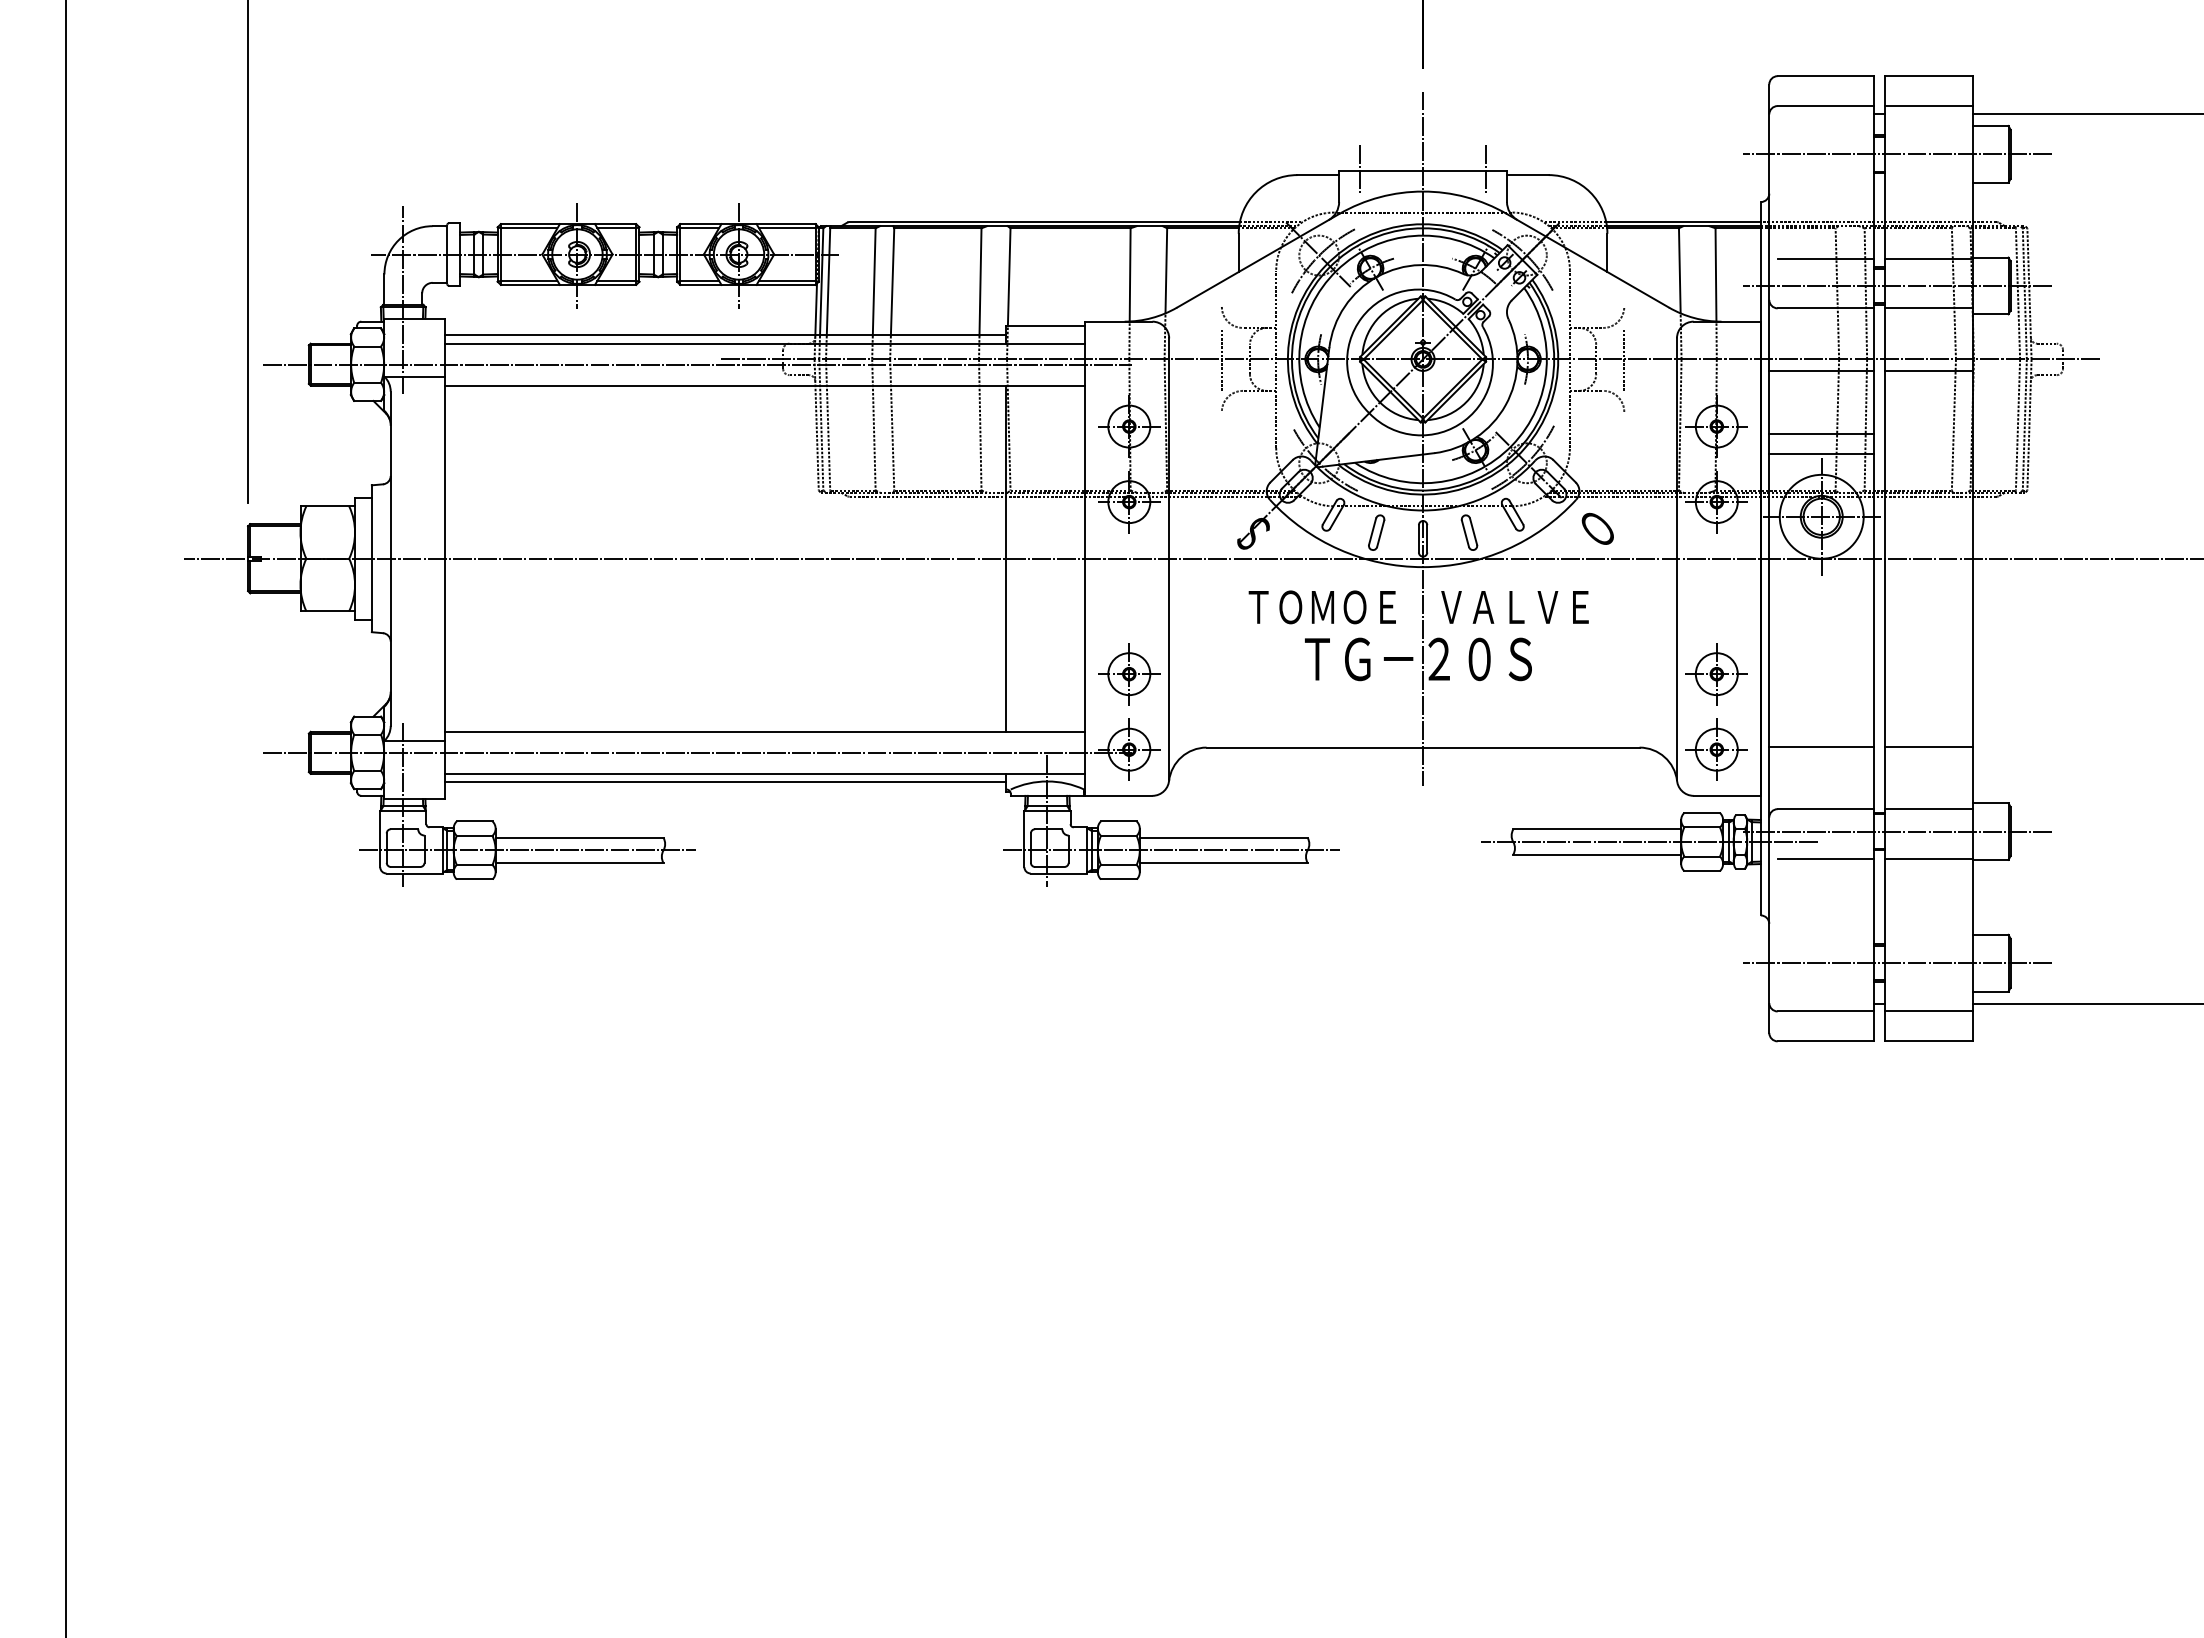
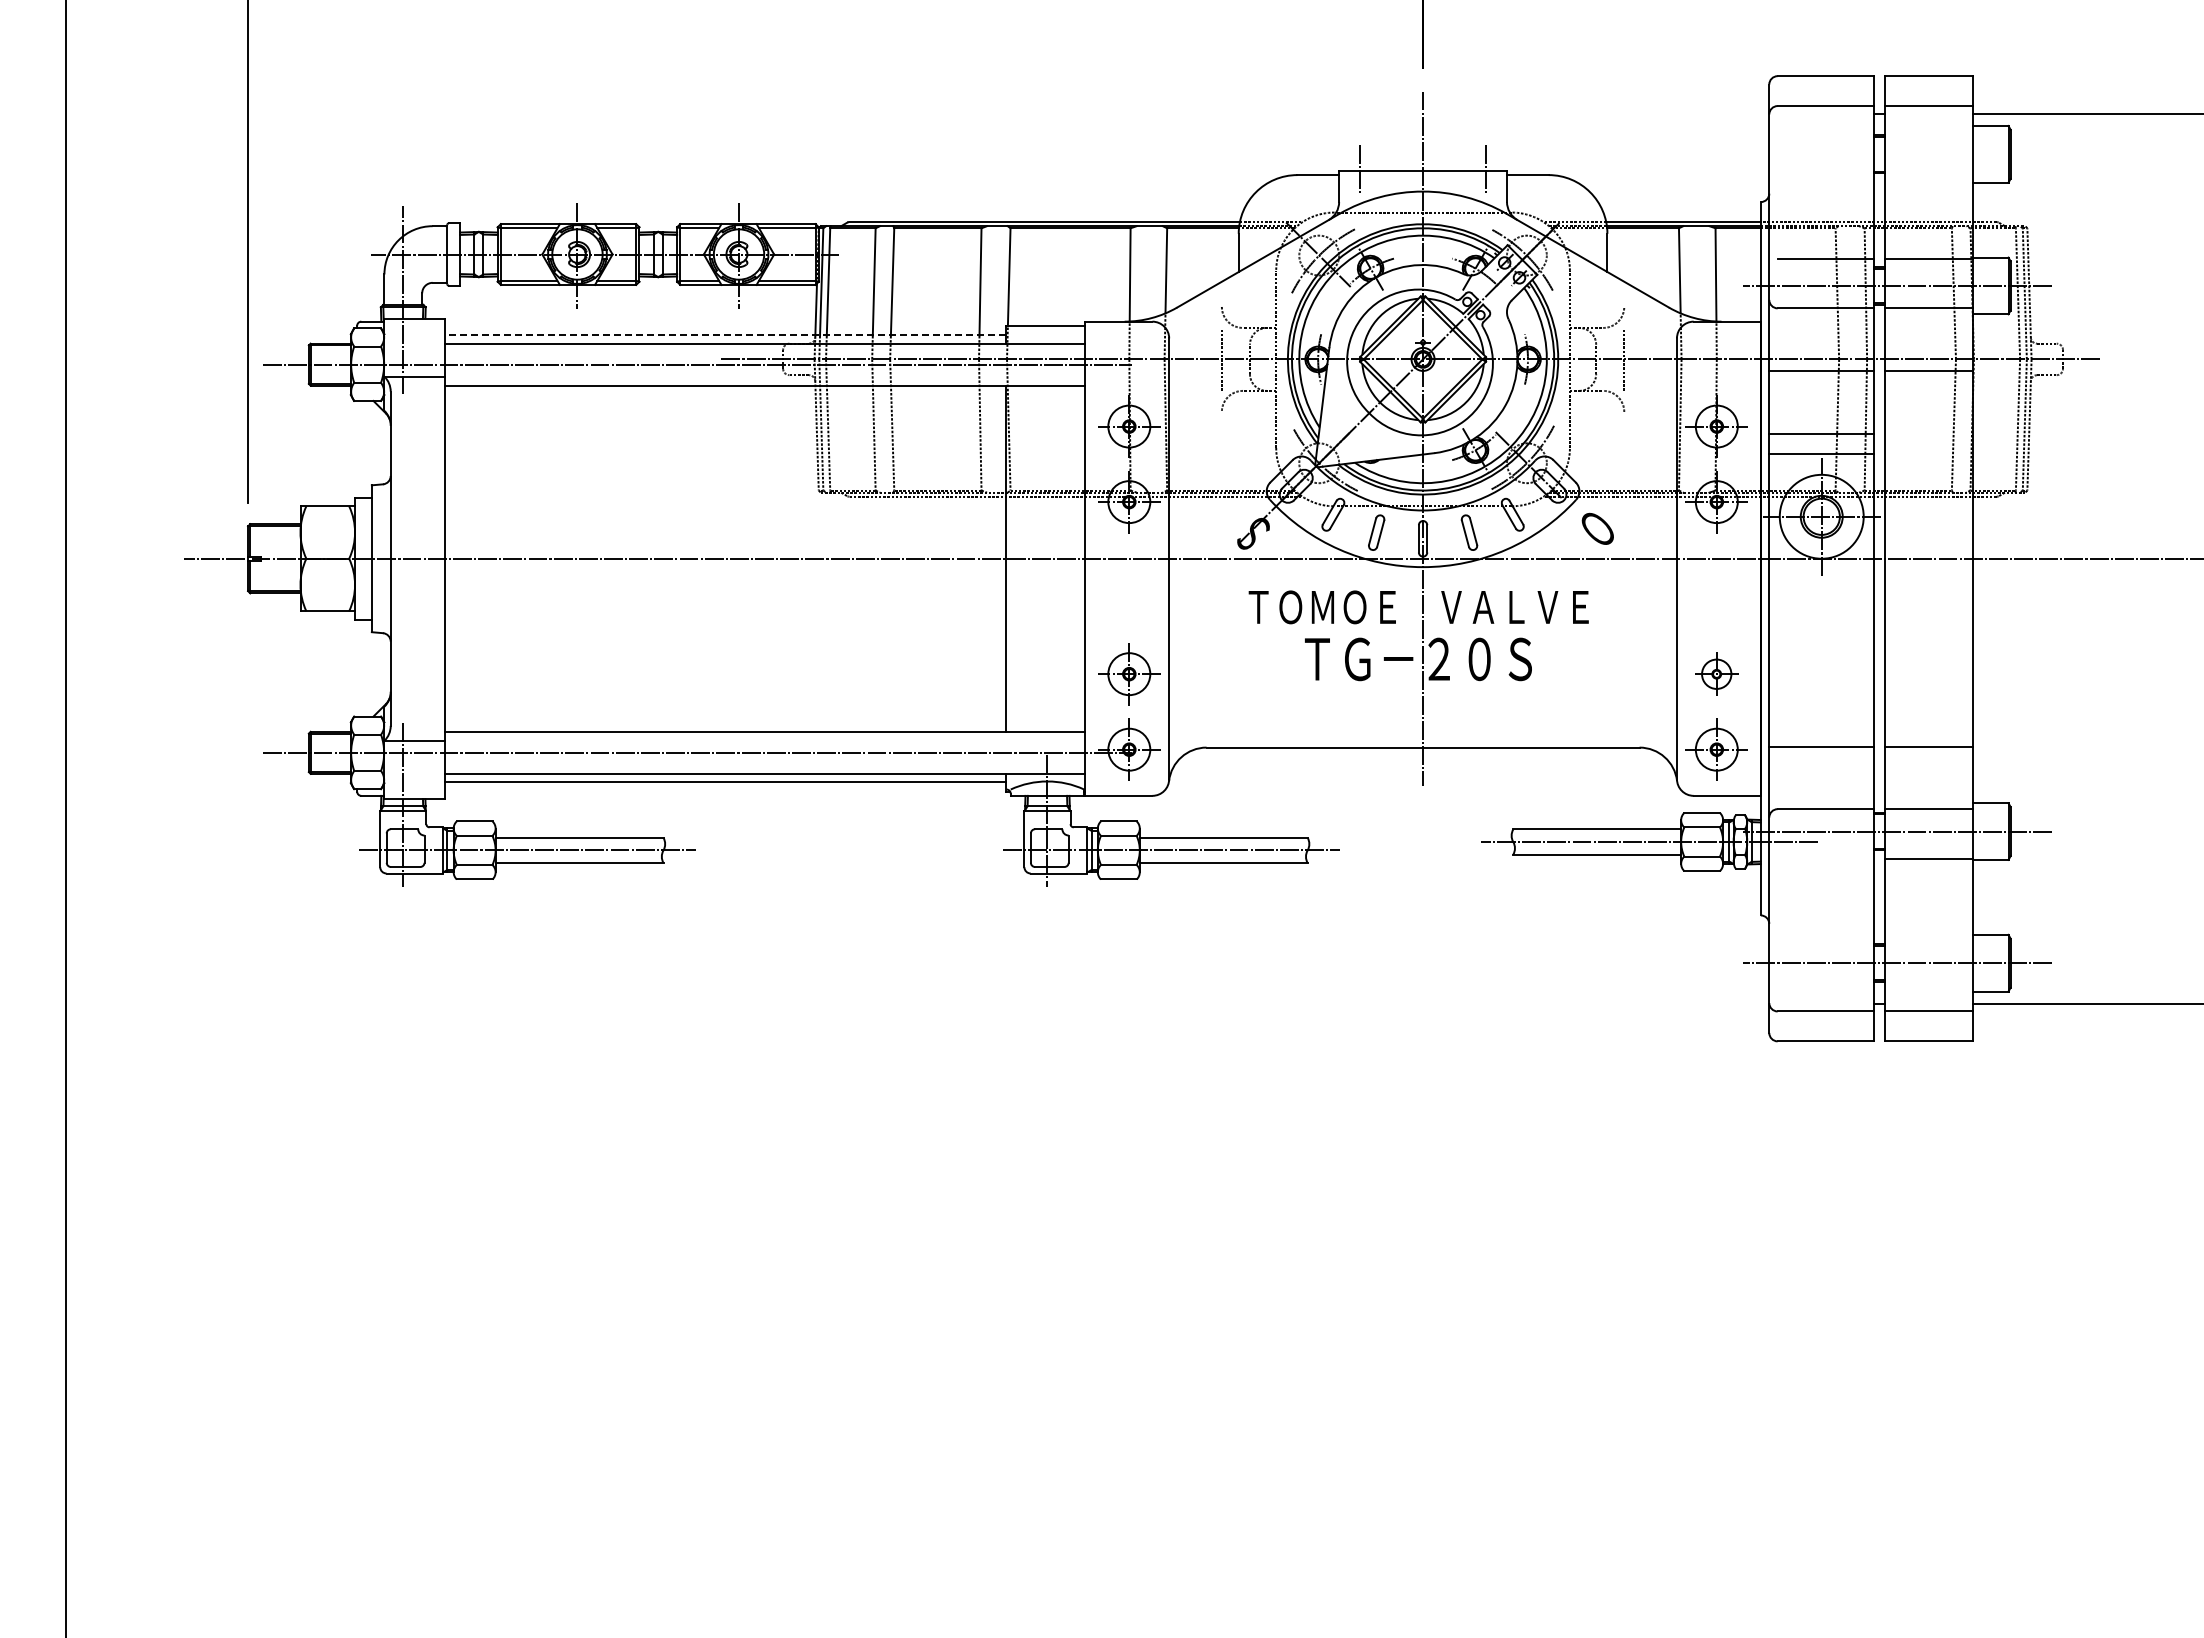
line: present -> none (1897, 154)
line: solid -> dashed (724, 335)
part size: 63x63 px -> 44x44 px (1716, 673)
line: present -> none (1825, 858)
